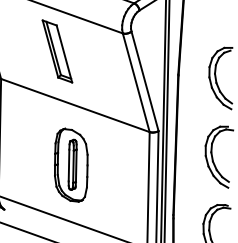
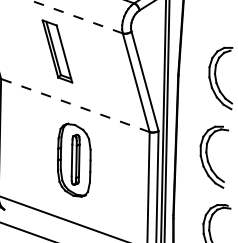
line: solid -> dashed (75, 16)
line: solid -> dashed (75, 105)
part position: (213, 157) -> (208, 157) (208, 157)
part position: (71, 164) -> (74, 159) (74, 159)
